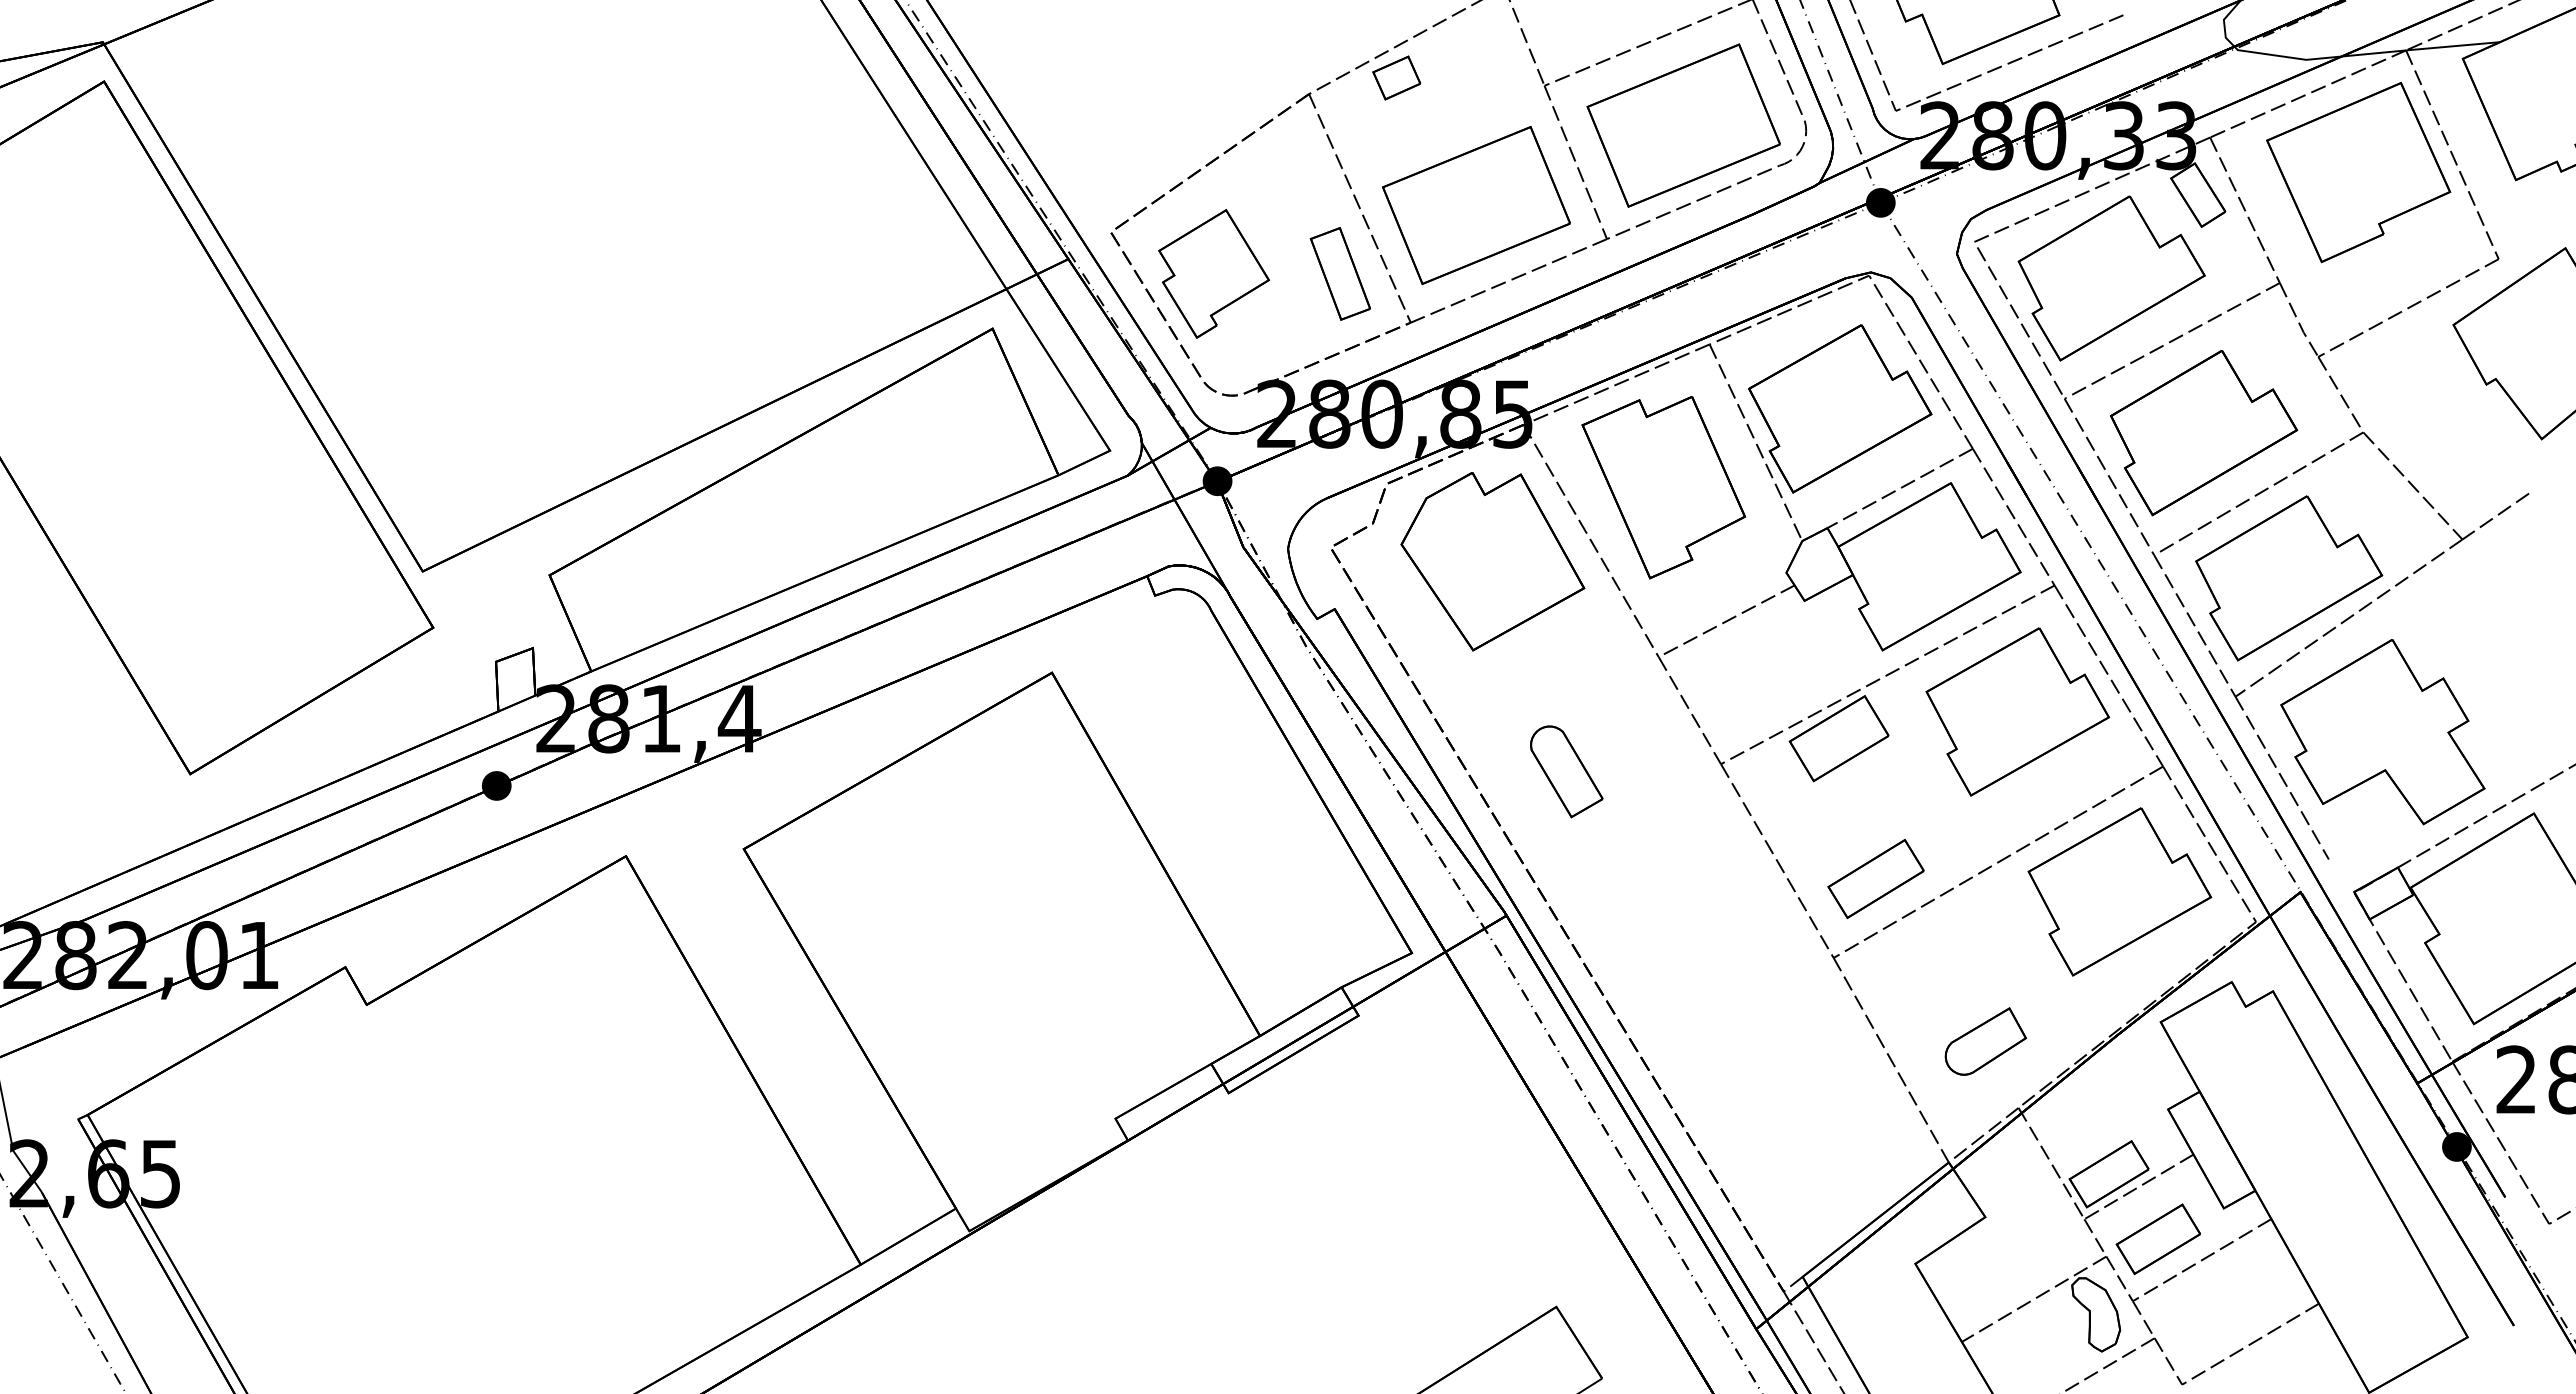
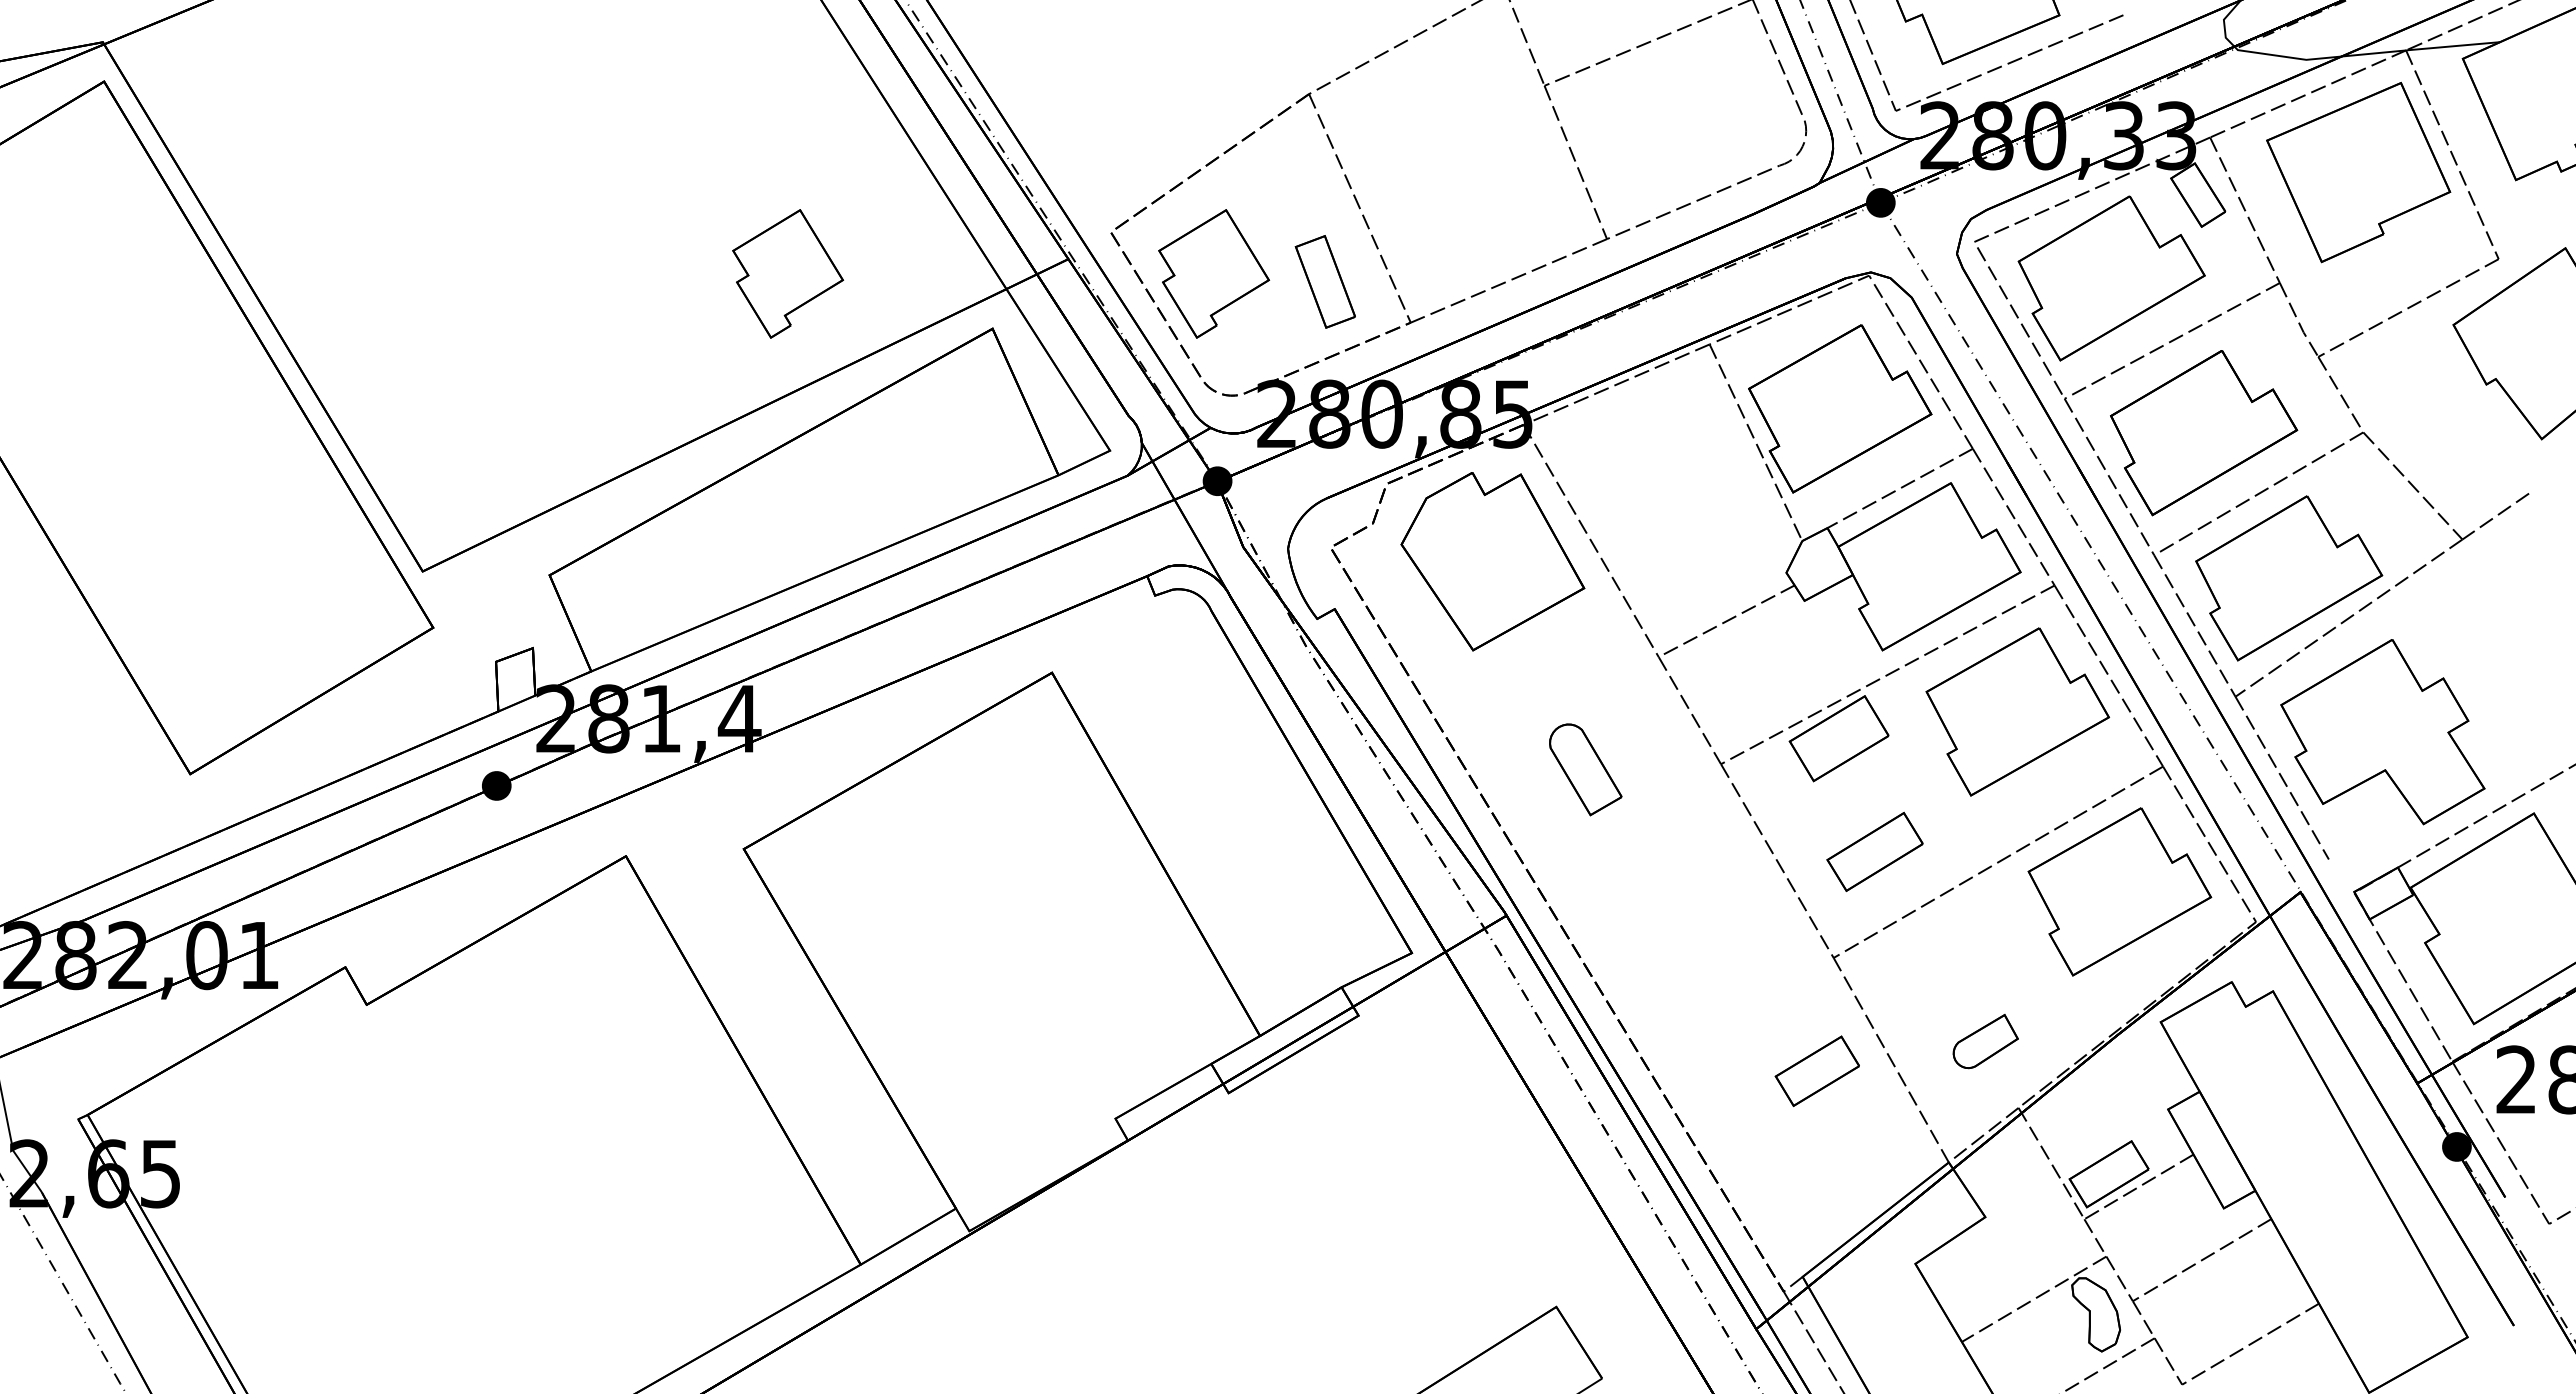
part: present -> none (1396, 77)
part: present -> none (1683, 125)
part: present -> none (1476, 205)
part: none -> present (788, 273)
part position: (1339, 273) -> (1324, 281) (1324, 281)
part: present -> none (1663, 487)
part position: (1566, 771) -> (1585, 769) (1585, 769)
part position: (1875, 878) -> (1874, 851) (1874, 851)
part size: 83x69 px -> 67x56 px (1985, 1041)
part position: (2157, 1238) -> (1816, 1070) (1816, 1070)
